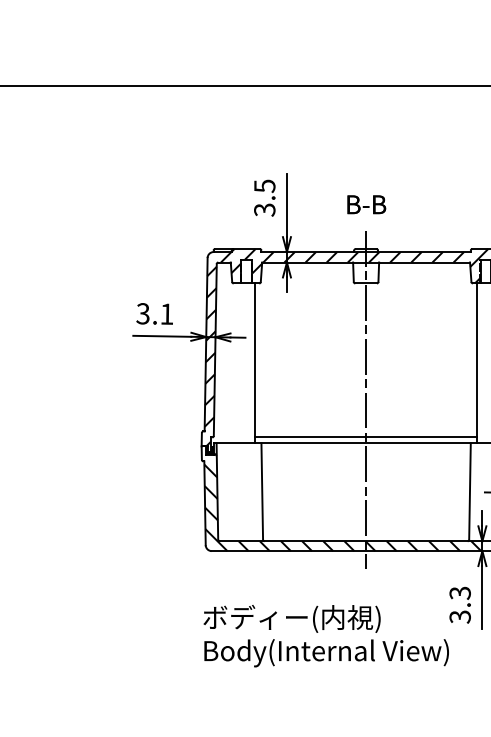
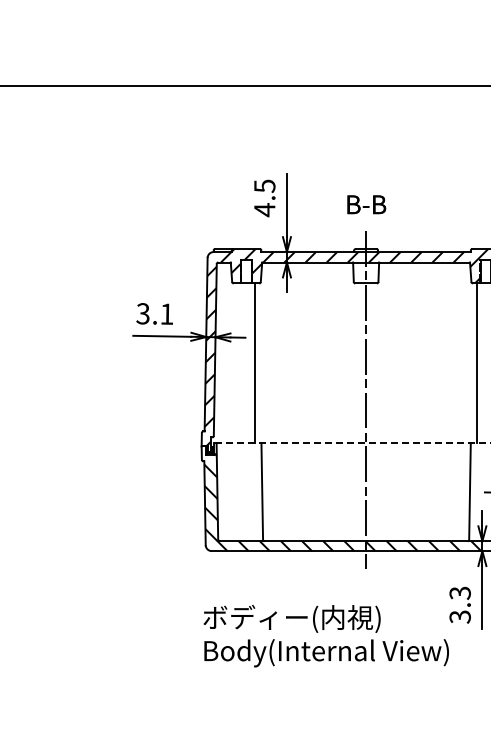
text: 3.5 -> 4.5 (264, 210)
line: present -> none (365, 437)
line: solid -> dashed (352, 443)
